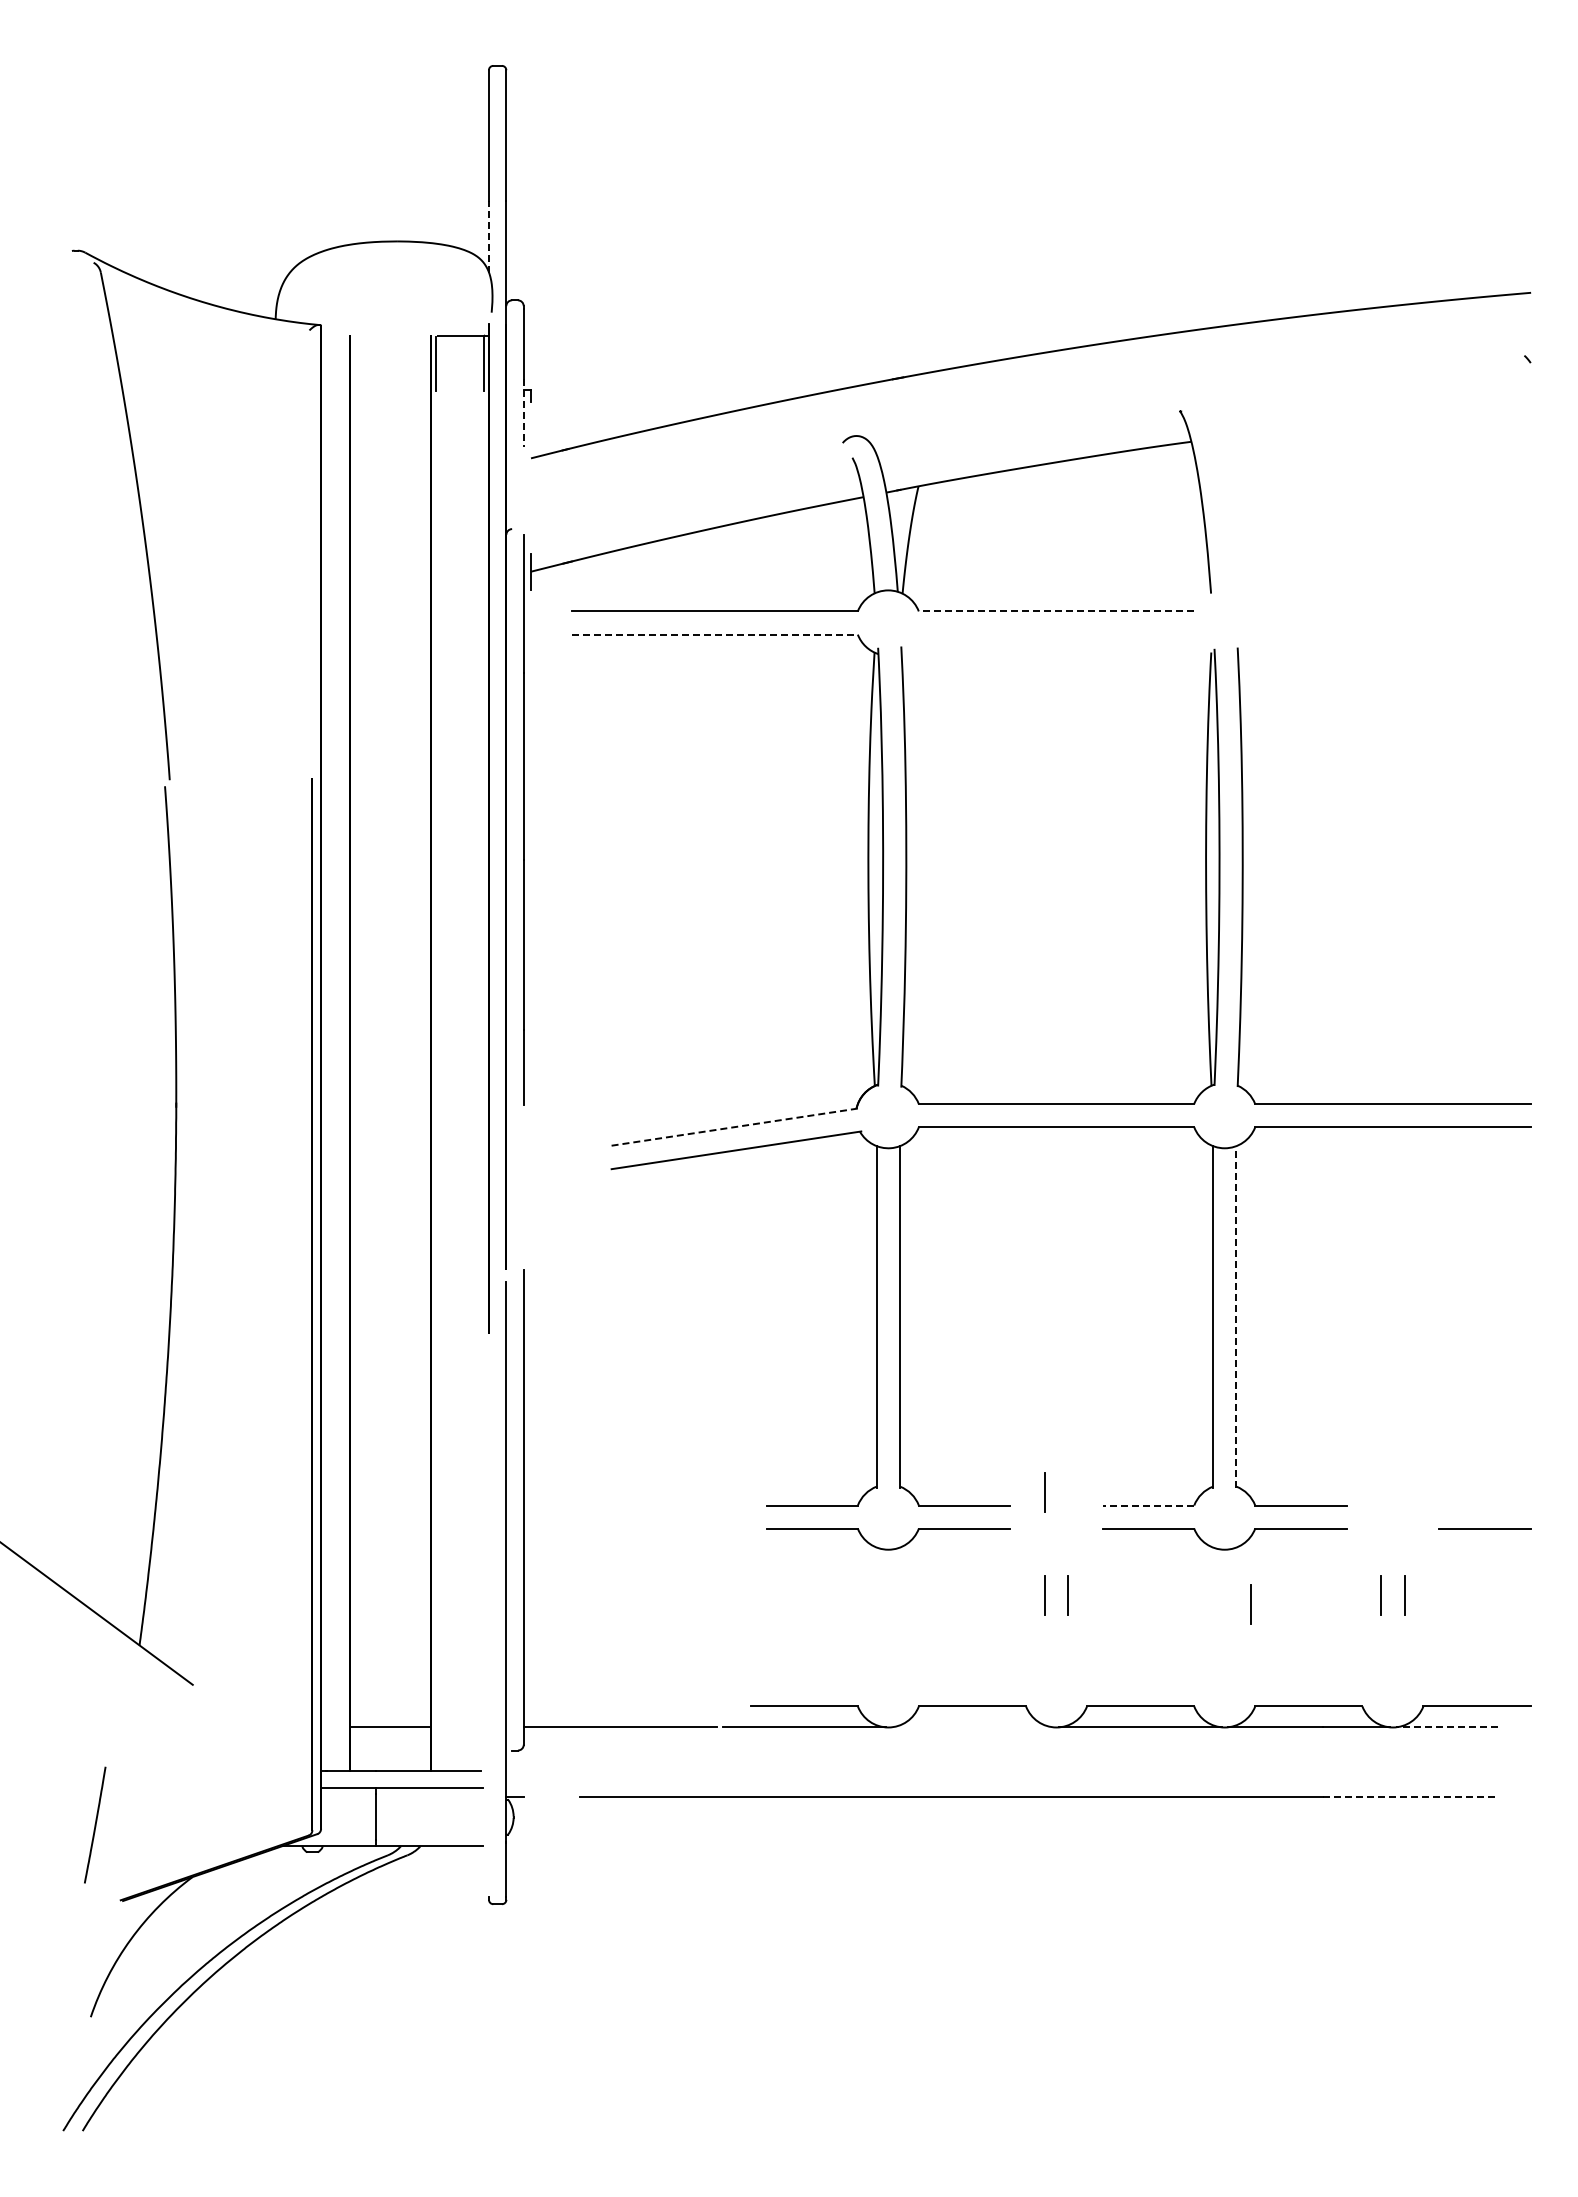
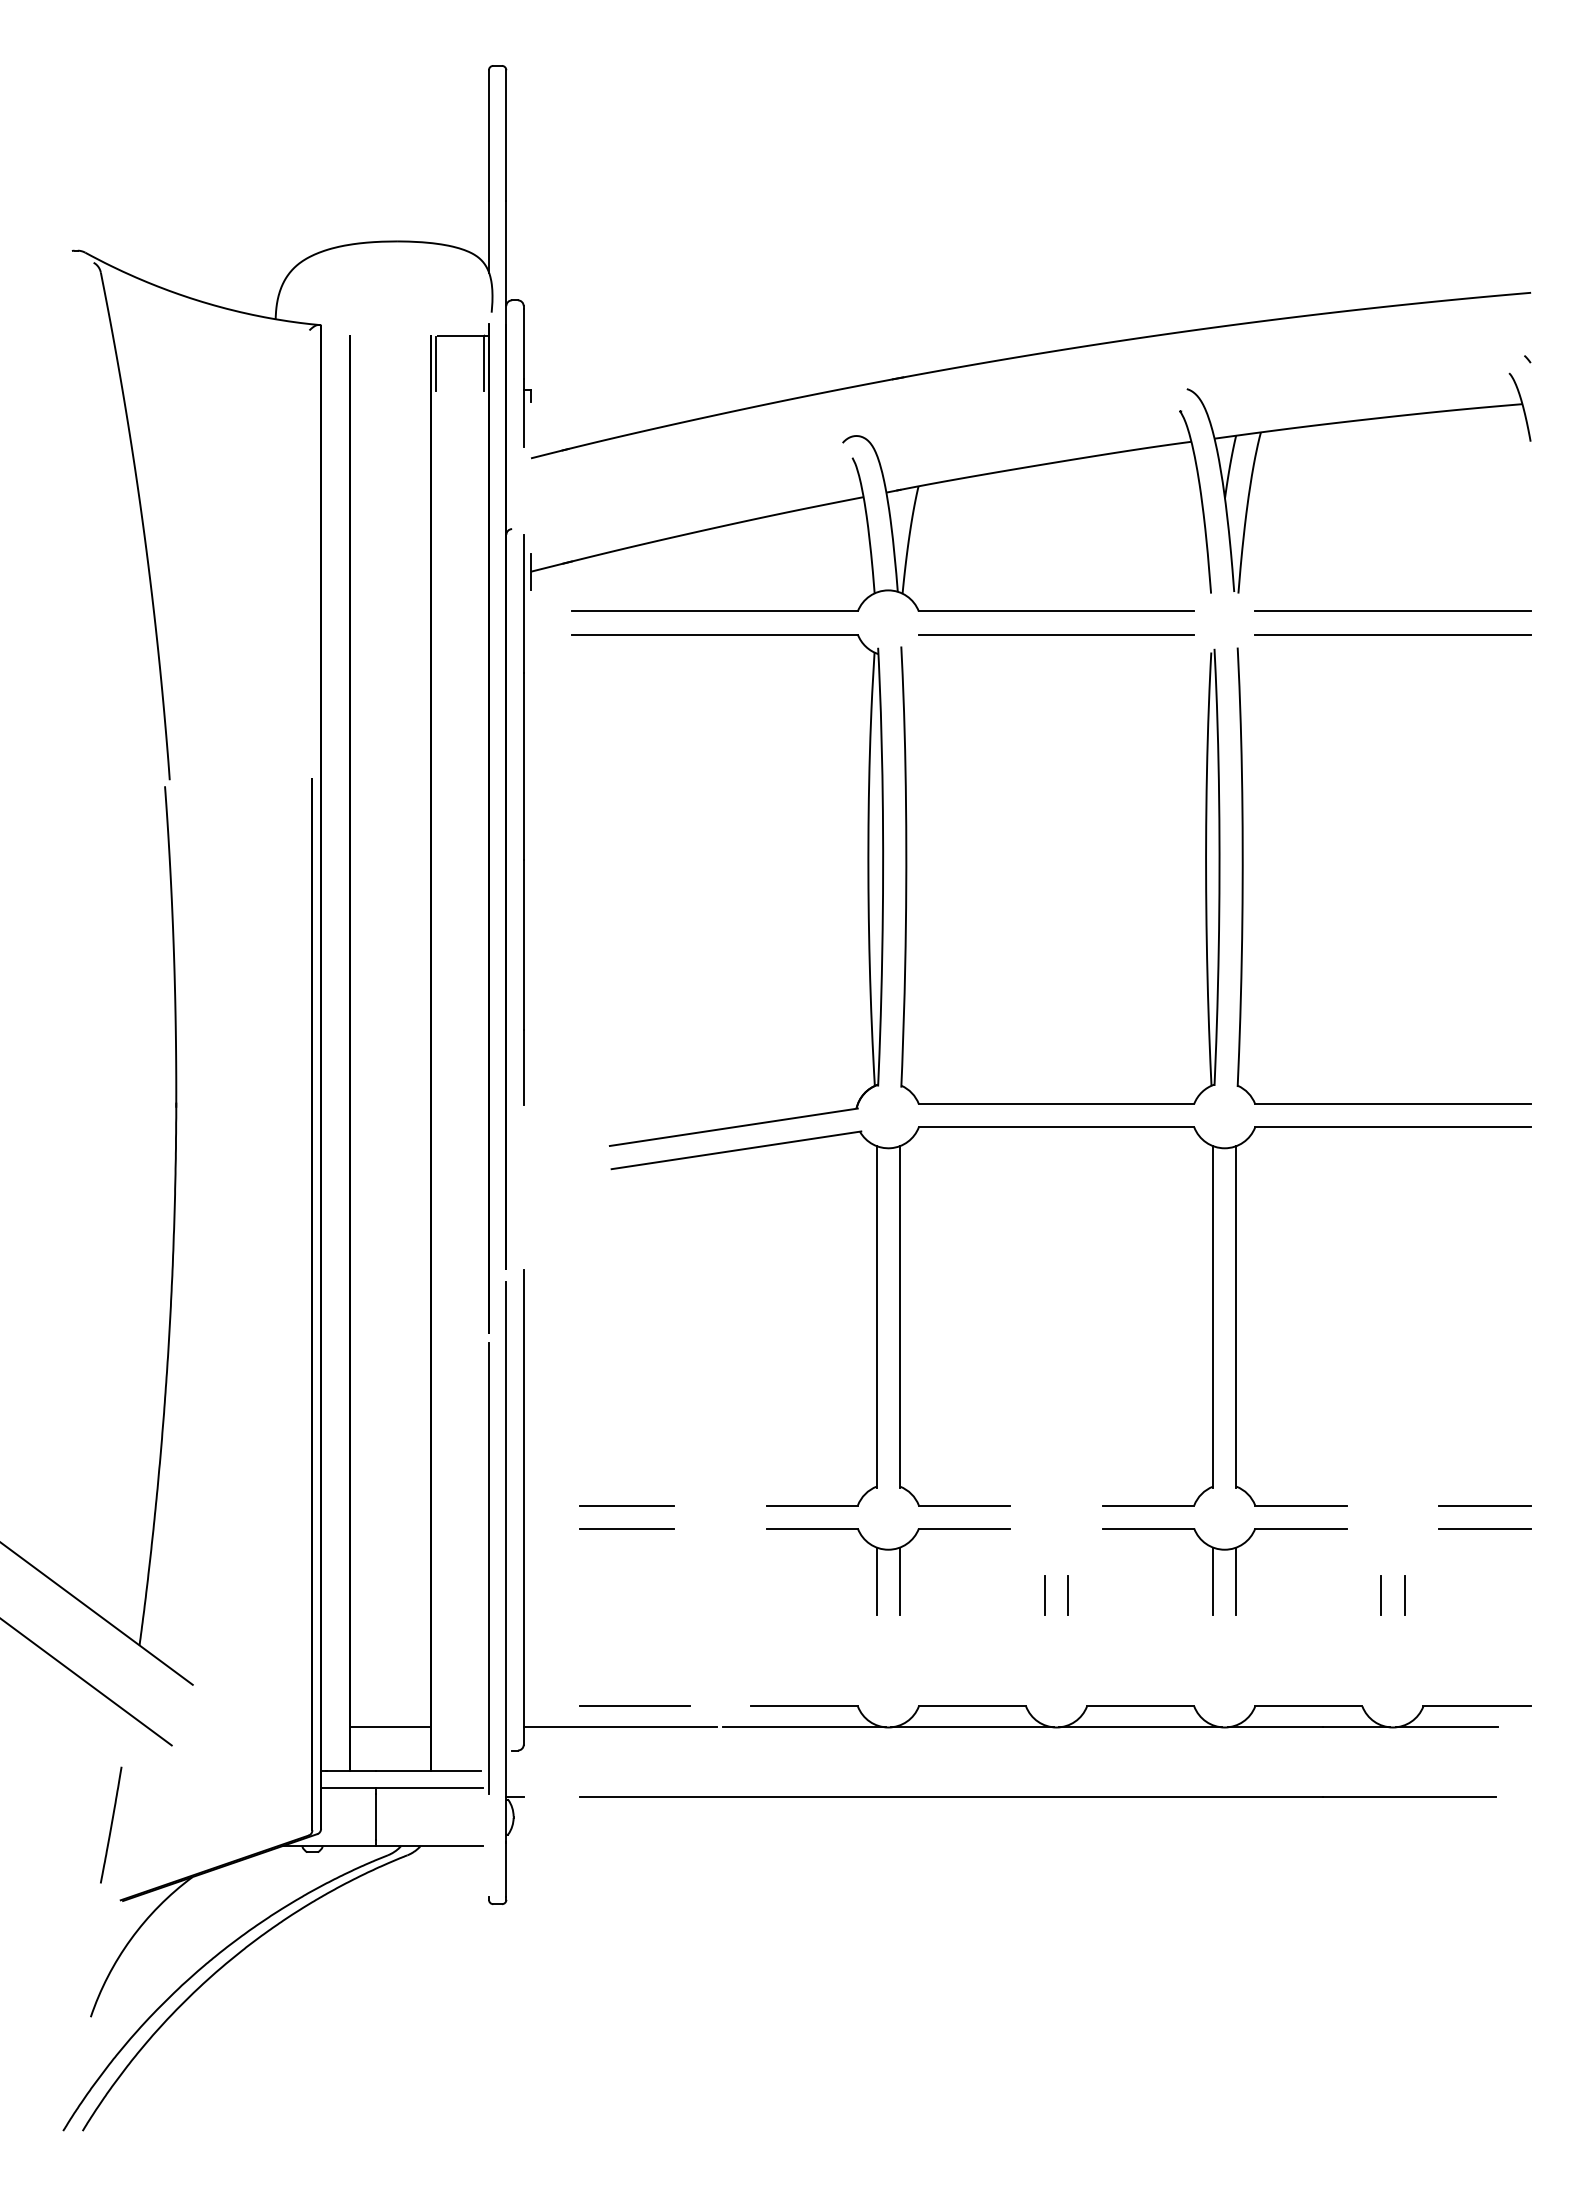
line: dashed -> solid (488, 236)
line: dashed -> solid (523, 413)
part: none -> present (1351, 422)
line: dashed -> solid (1056, 611)
line: none -> present (1392, 611)
line: dashed -> solid (715, 634)
line: none -> present (1056, 634)
line: none -> present (1392, 634)
line: dashed -> solid (733, 1127)
line: dashed -> solid (1236, 1316)
line: present -> none (1044, 1492)
line: none -> present (626, 1505)
line: dashed -> solid (1148, 1505)
line: none -> present (1484, 1505)
line: none -> present (626, 1528)
line: none -> present (488, 1568)
line: none -> present (876, 1580)
line: none -> present (899, 1580)
line: none -> present (1213, 1580)
line: none -> present (1236, 1580)
line: present -> none (1250, 1604)
line: none -> present (86, 1682)
line: none -> present (634, 1706)
line: none -> present (972, 1727)
line: dashed -> solid (1446, 1727)
line: dashed -> solid (1409, 1796)
line position: (95, 1824) -> (111, 1824) (111, 1824)
